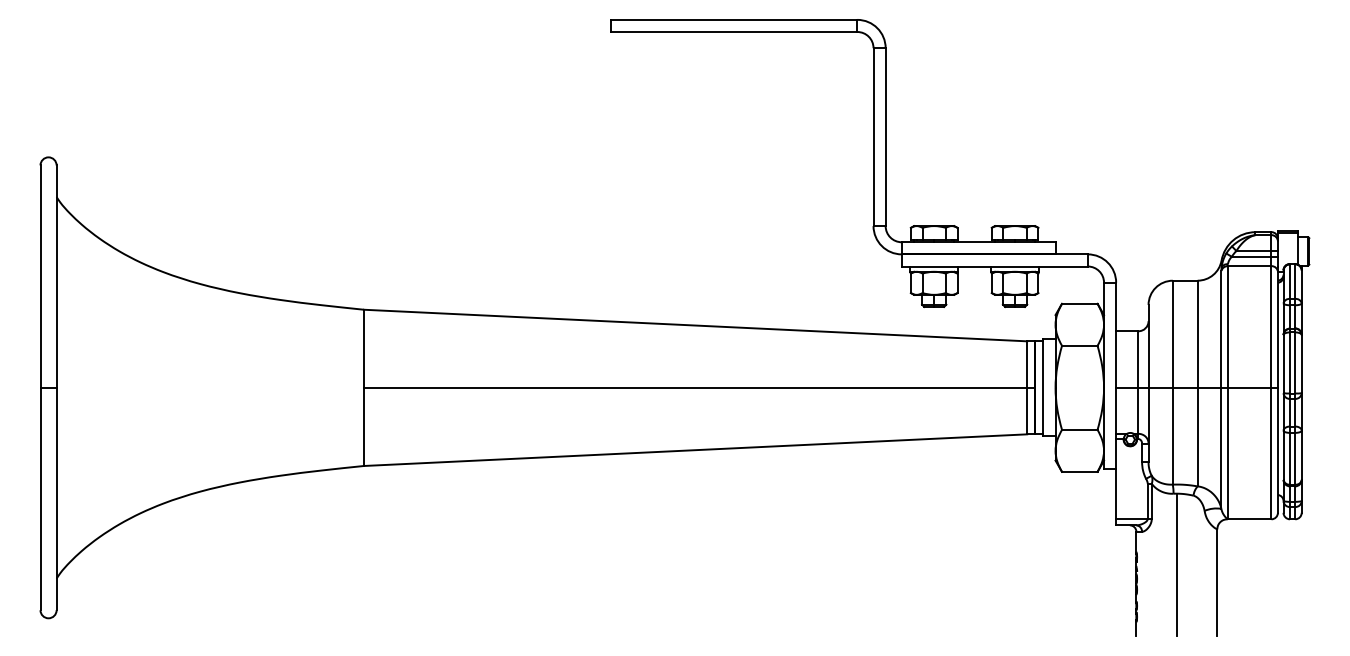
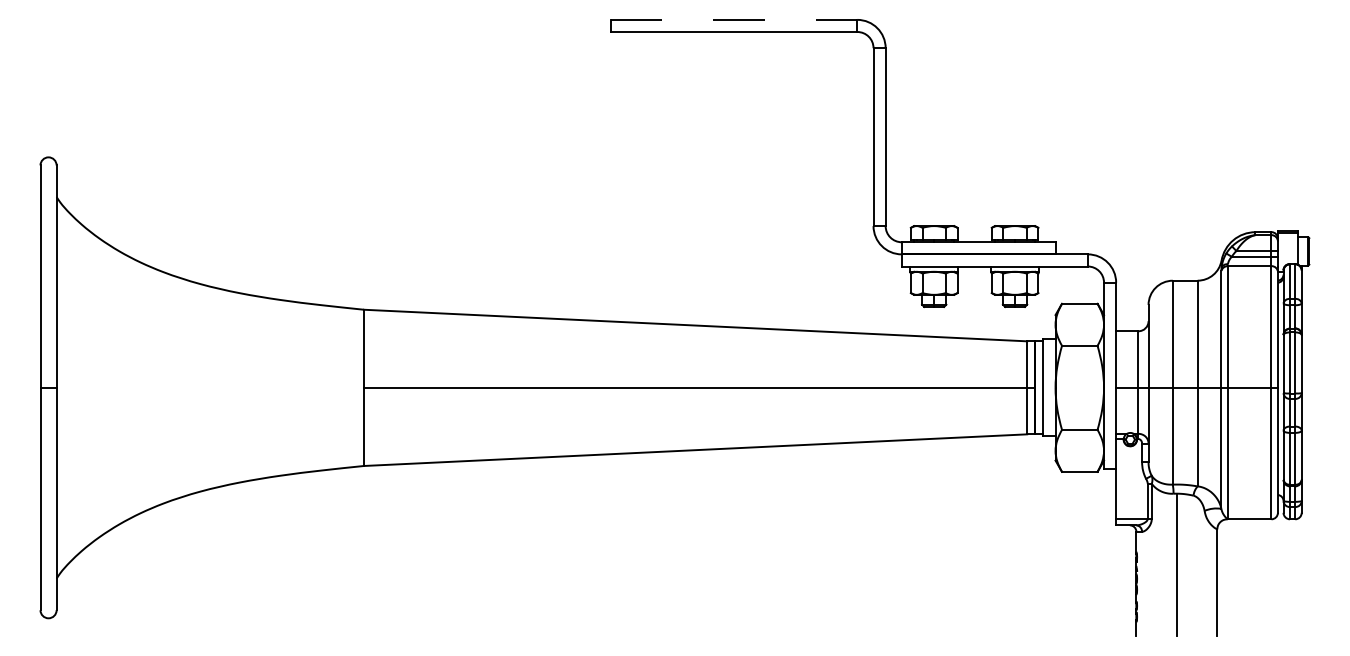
line: solid -> dashed (734, 19)
